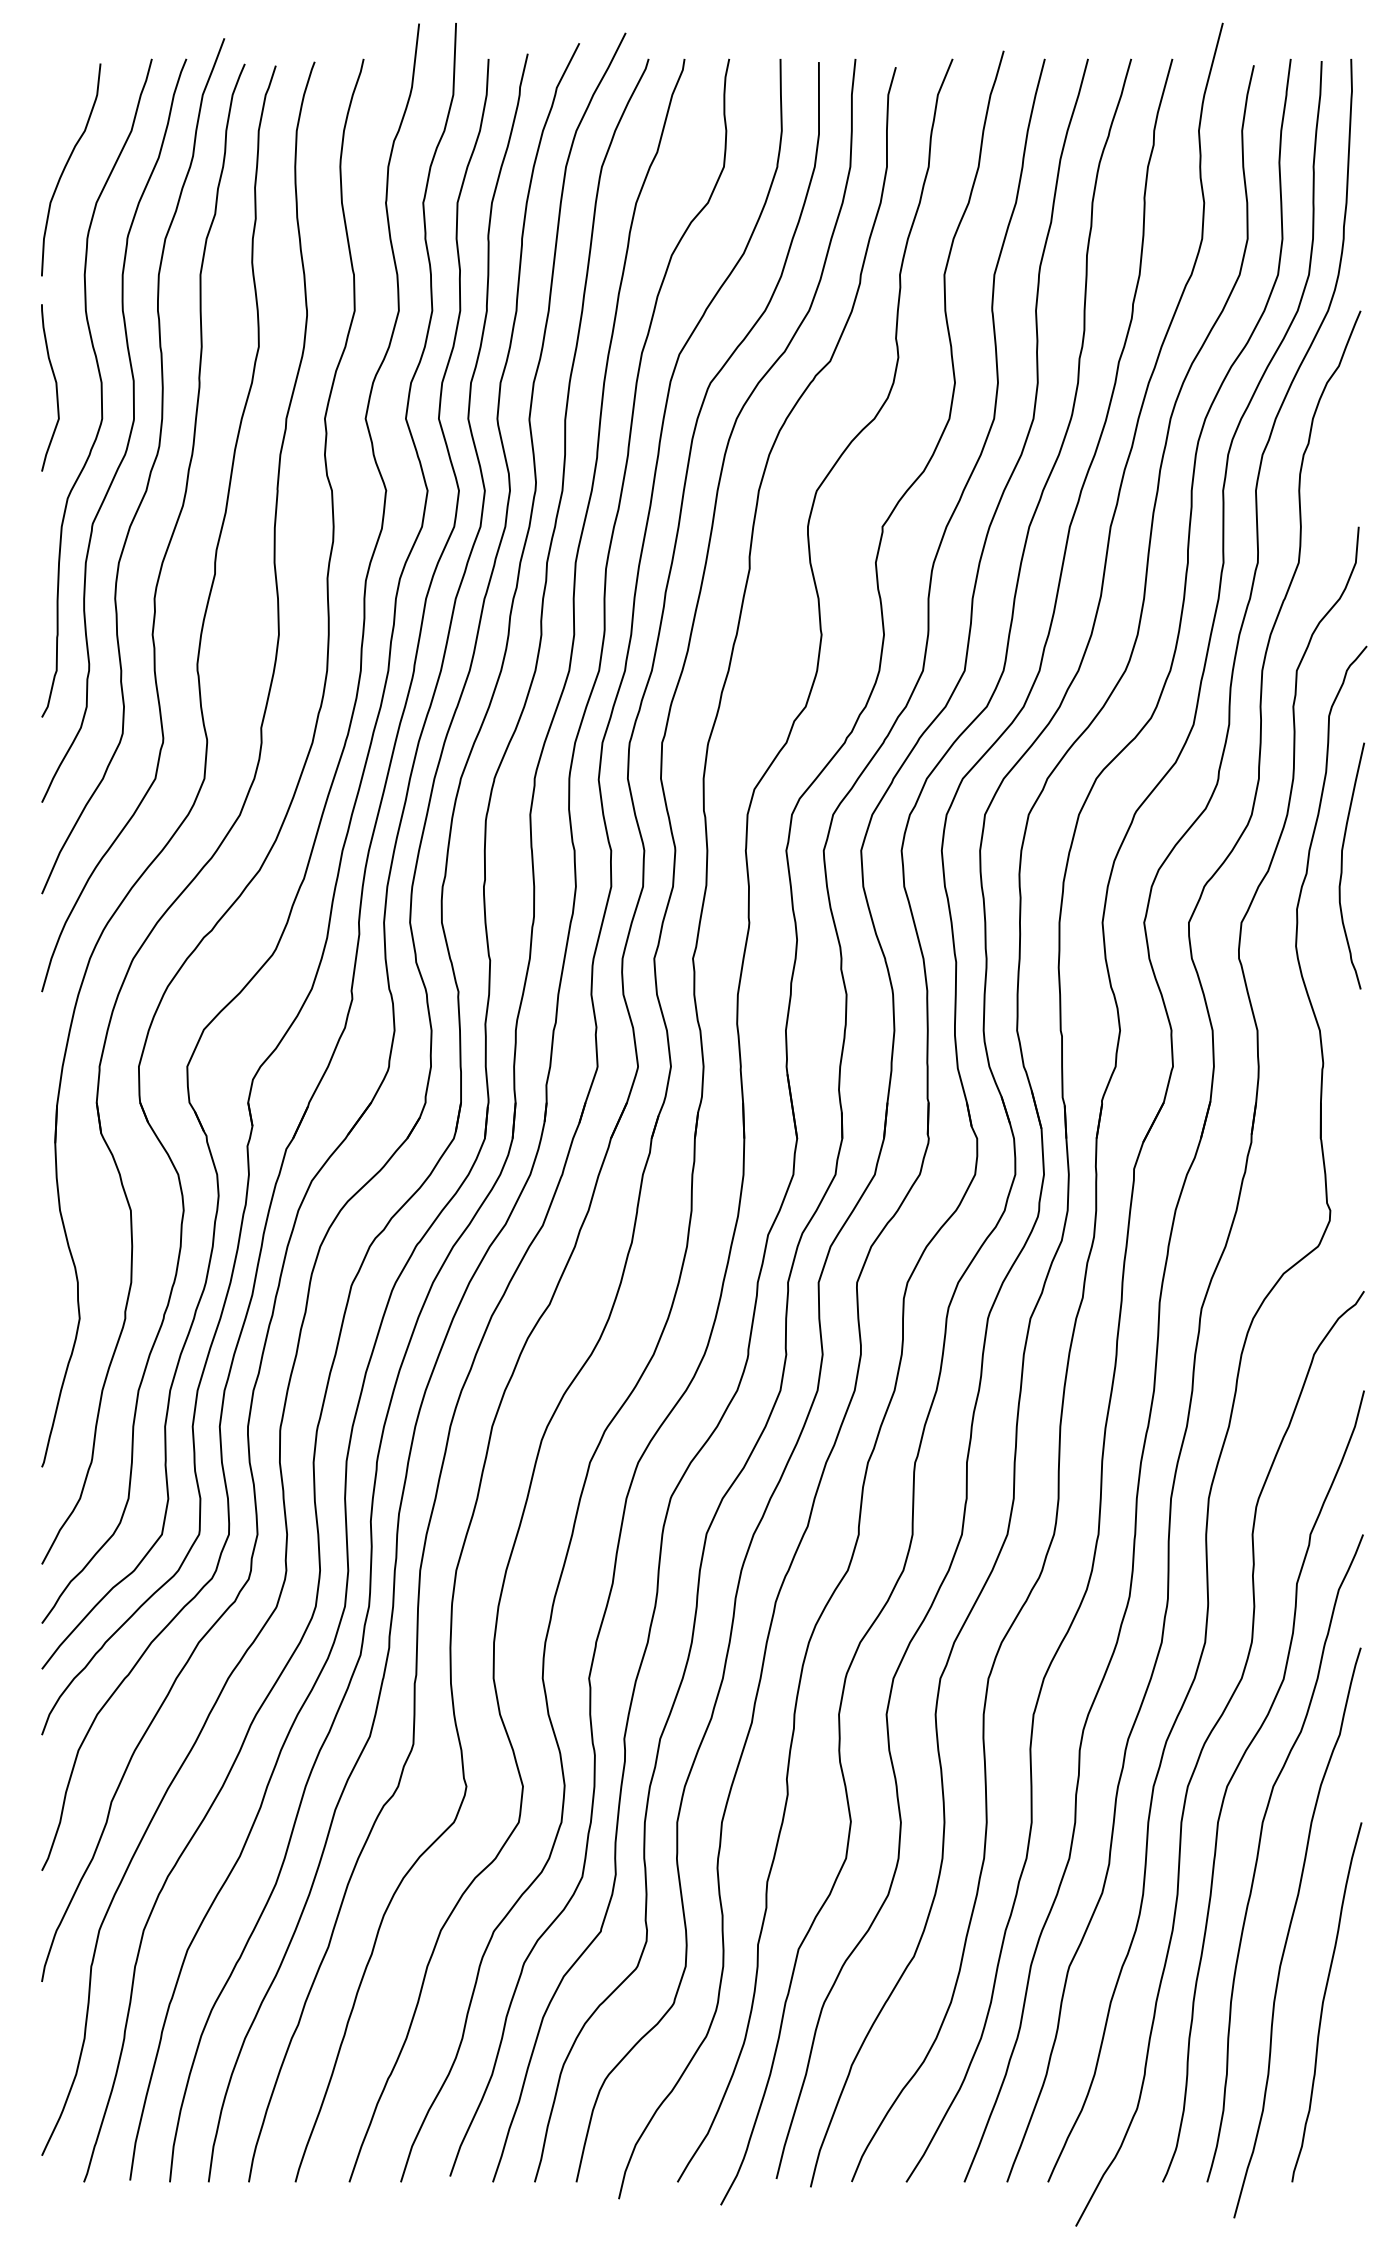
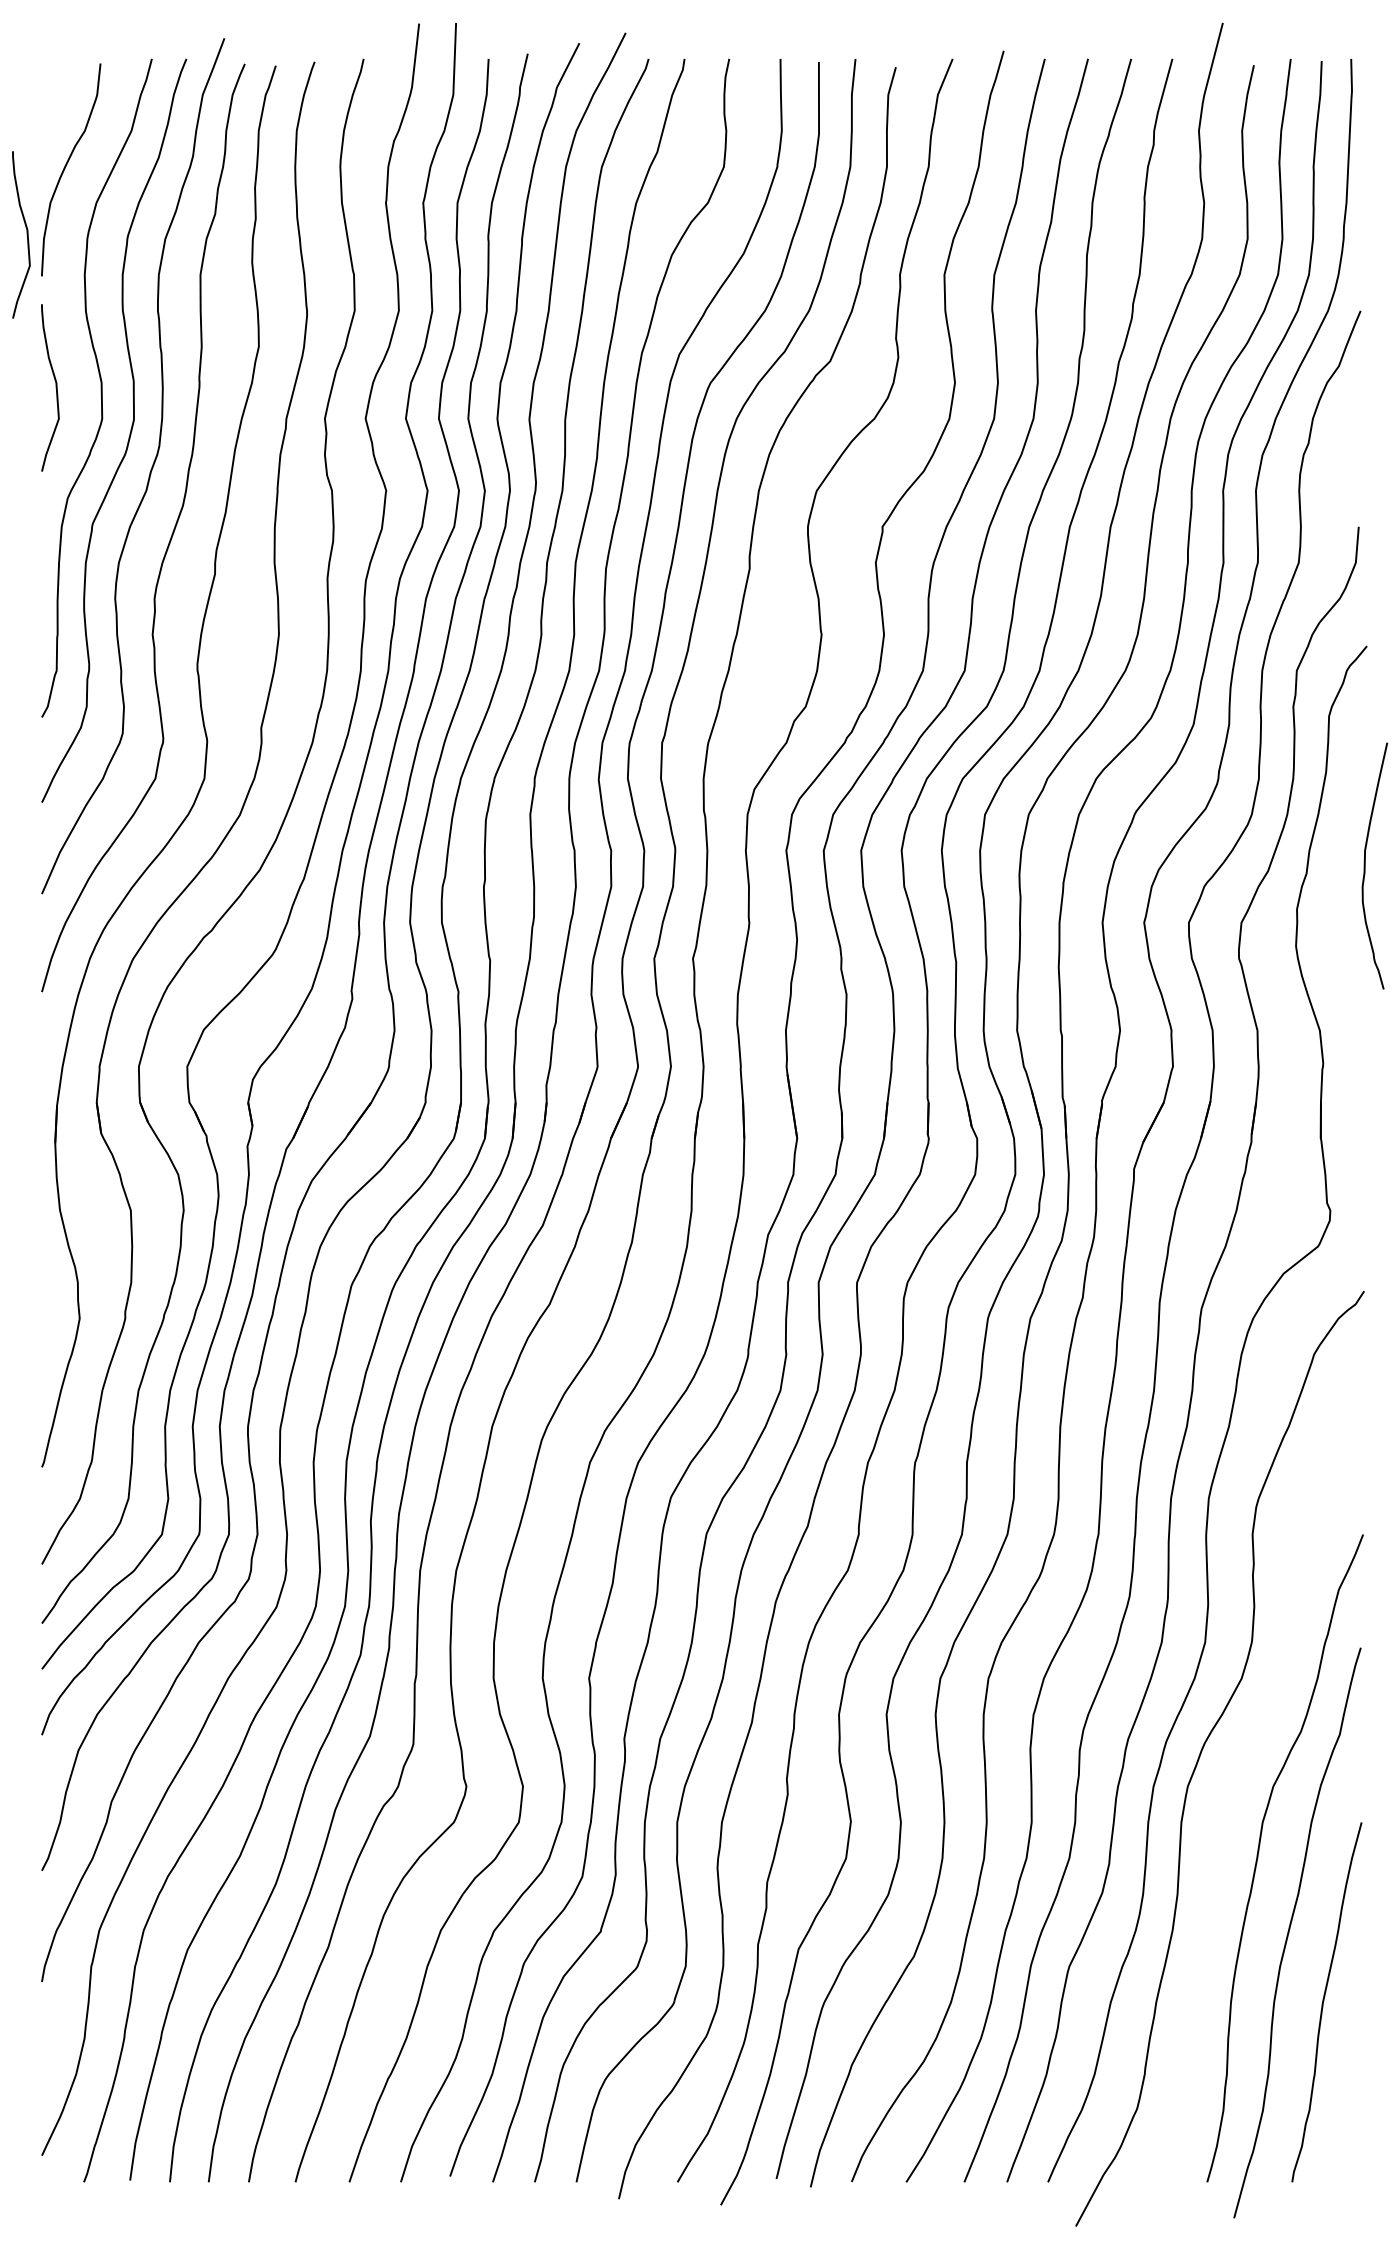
curve: none -> present (26, 234)
curve position: (1342, 865) -> (1365, 865) (1365, 865)
curve: present -> none (1236, 1771)
